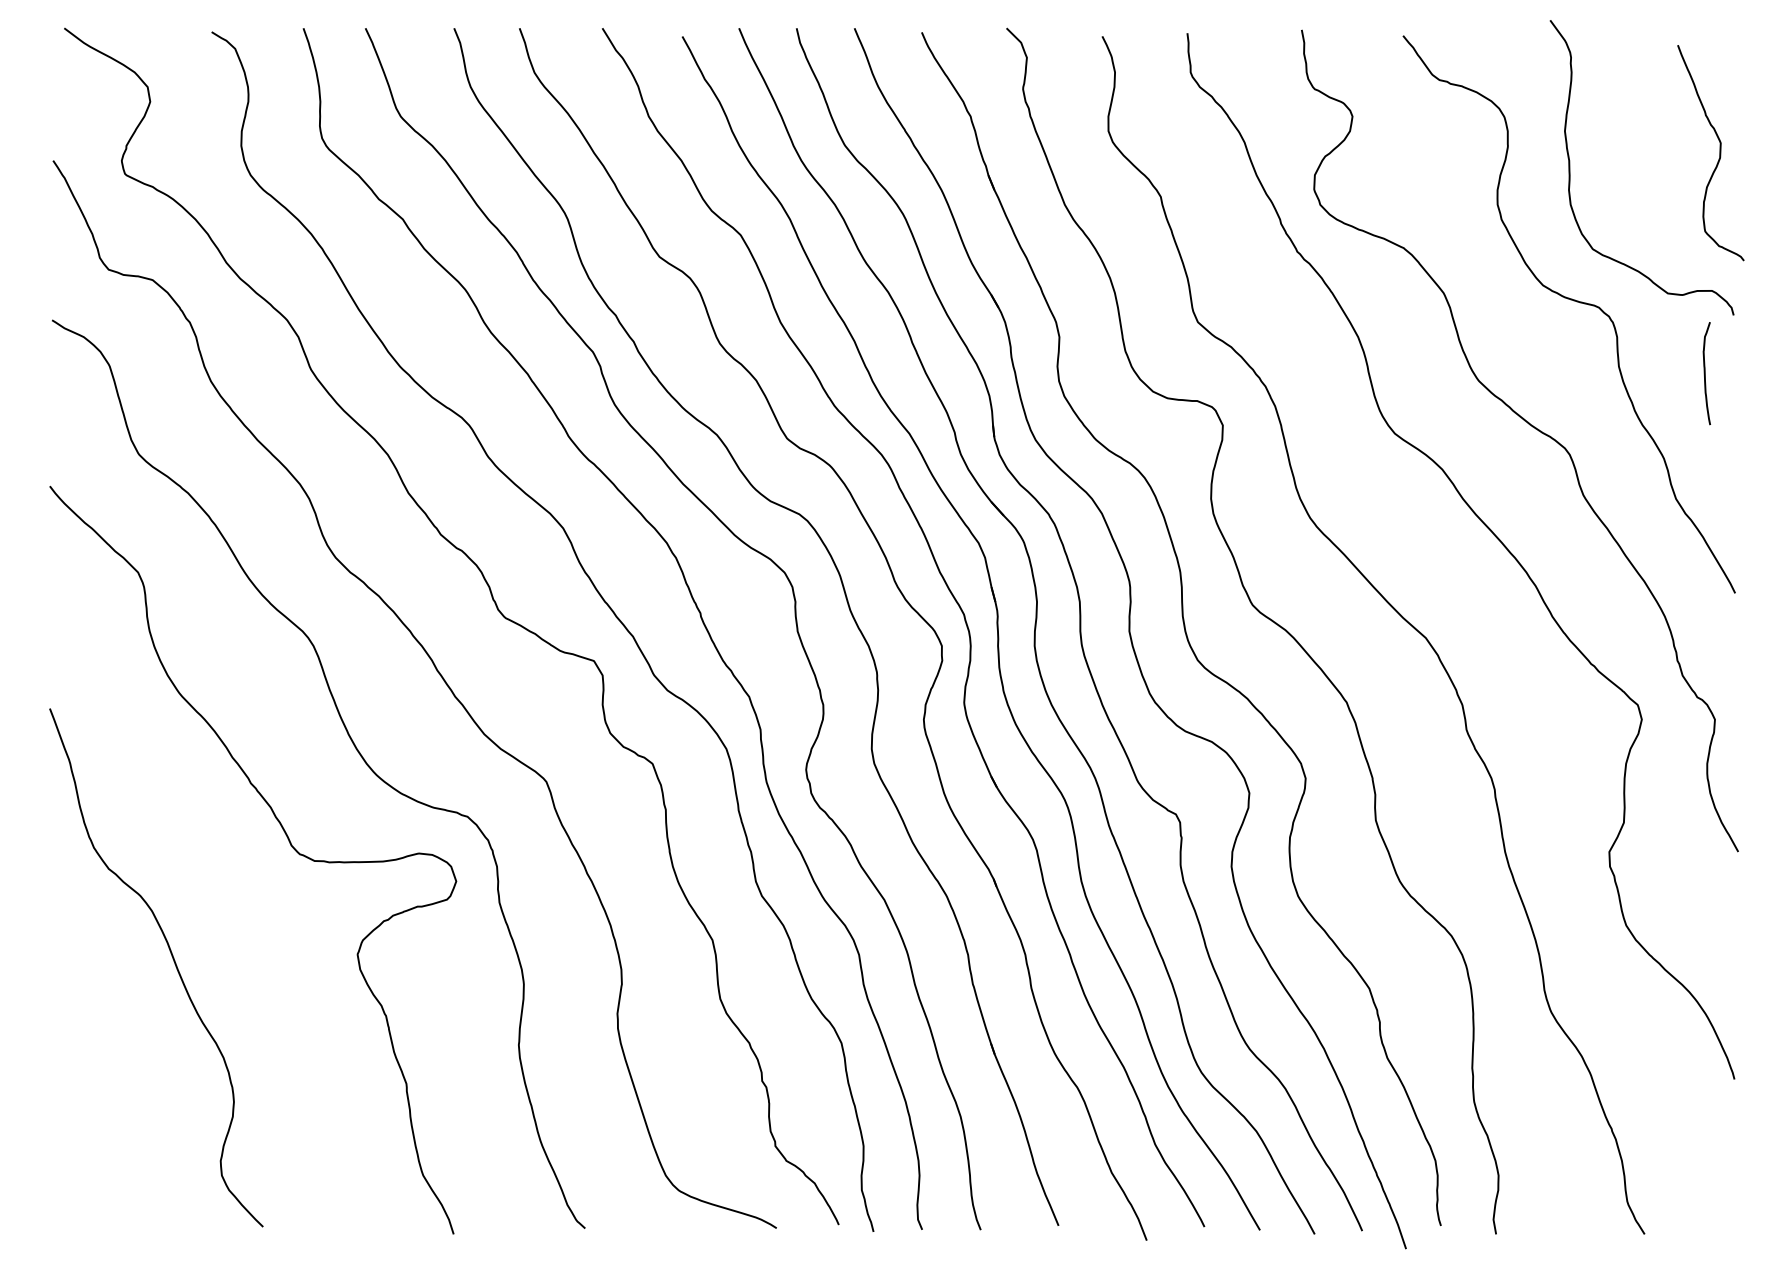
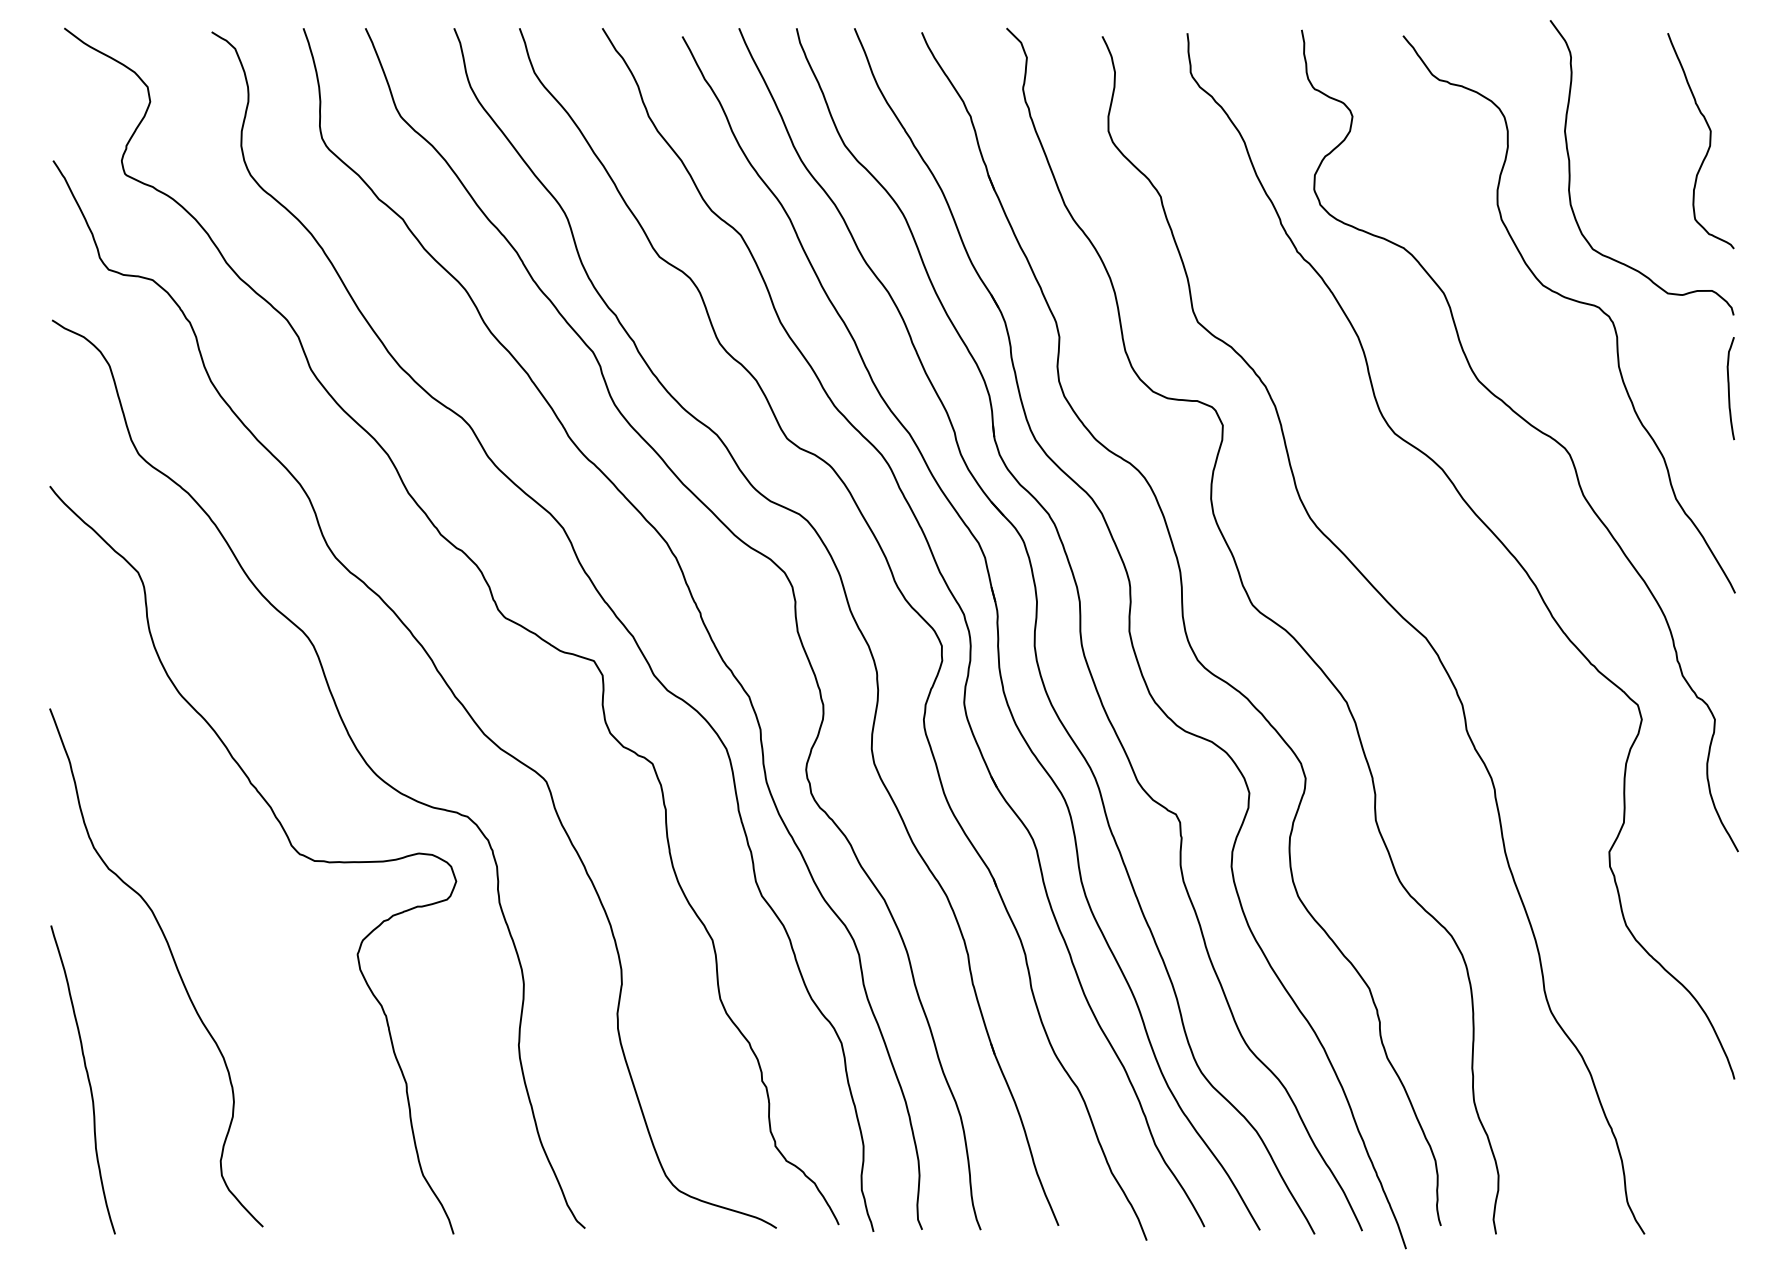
curve position: (1719, 153) -> (1709, 141) (1709, 141)
curve position: (1705, 373) -> (1729, 388) (1729, 388)
curve: none -> present (87, 1079)
